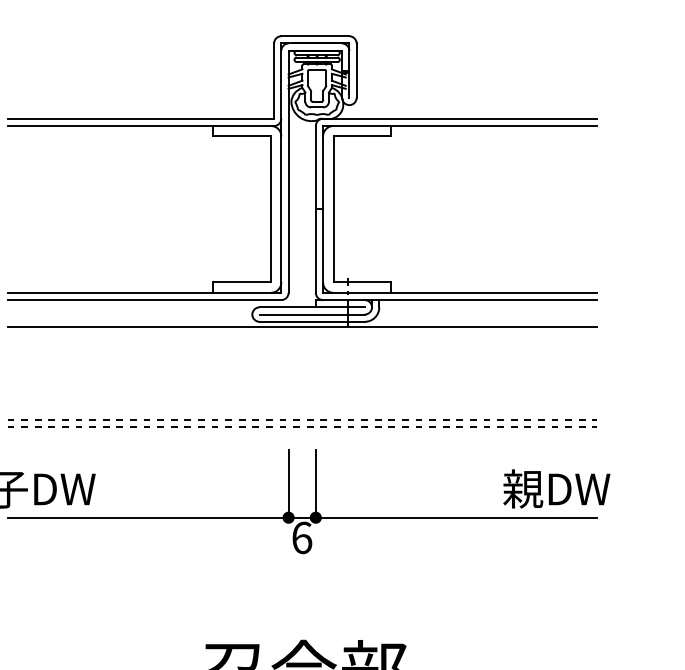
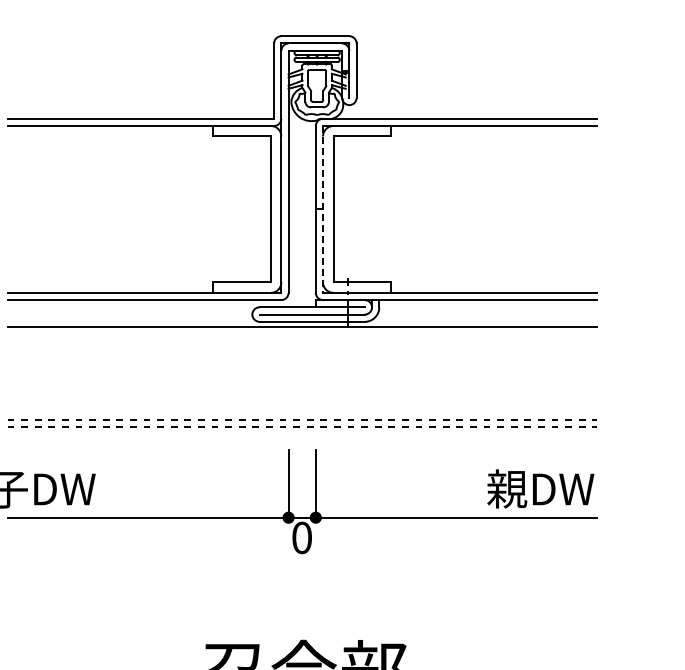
line: solid -> dashed (323, 209)
text position: (556, 488) -> (540, 488) (540, 488)
text: 6 -> 0 (302, 537)
